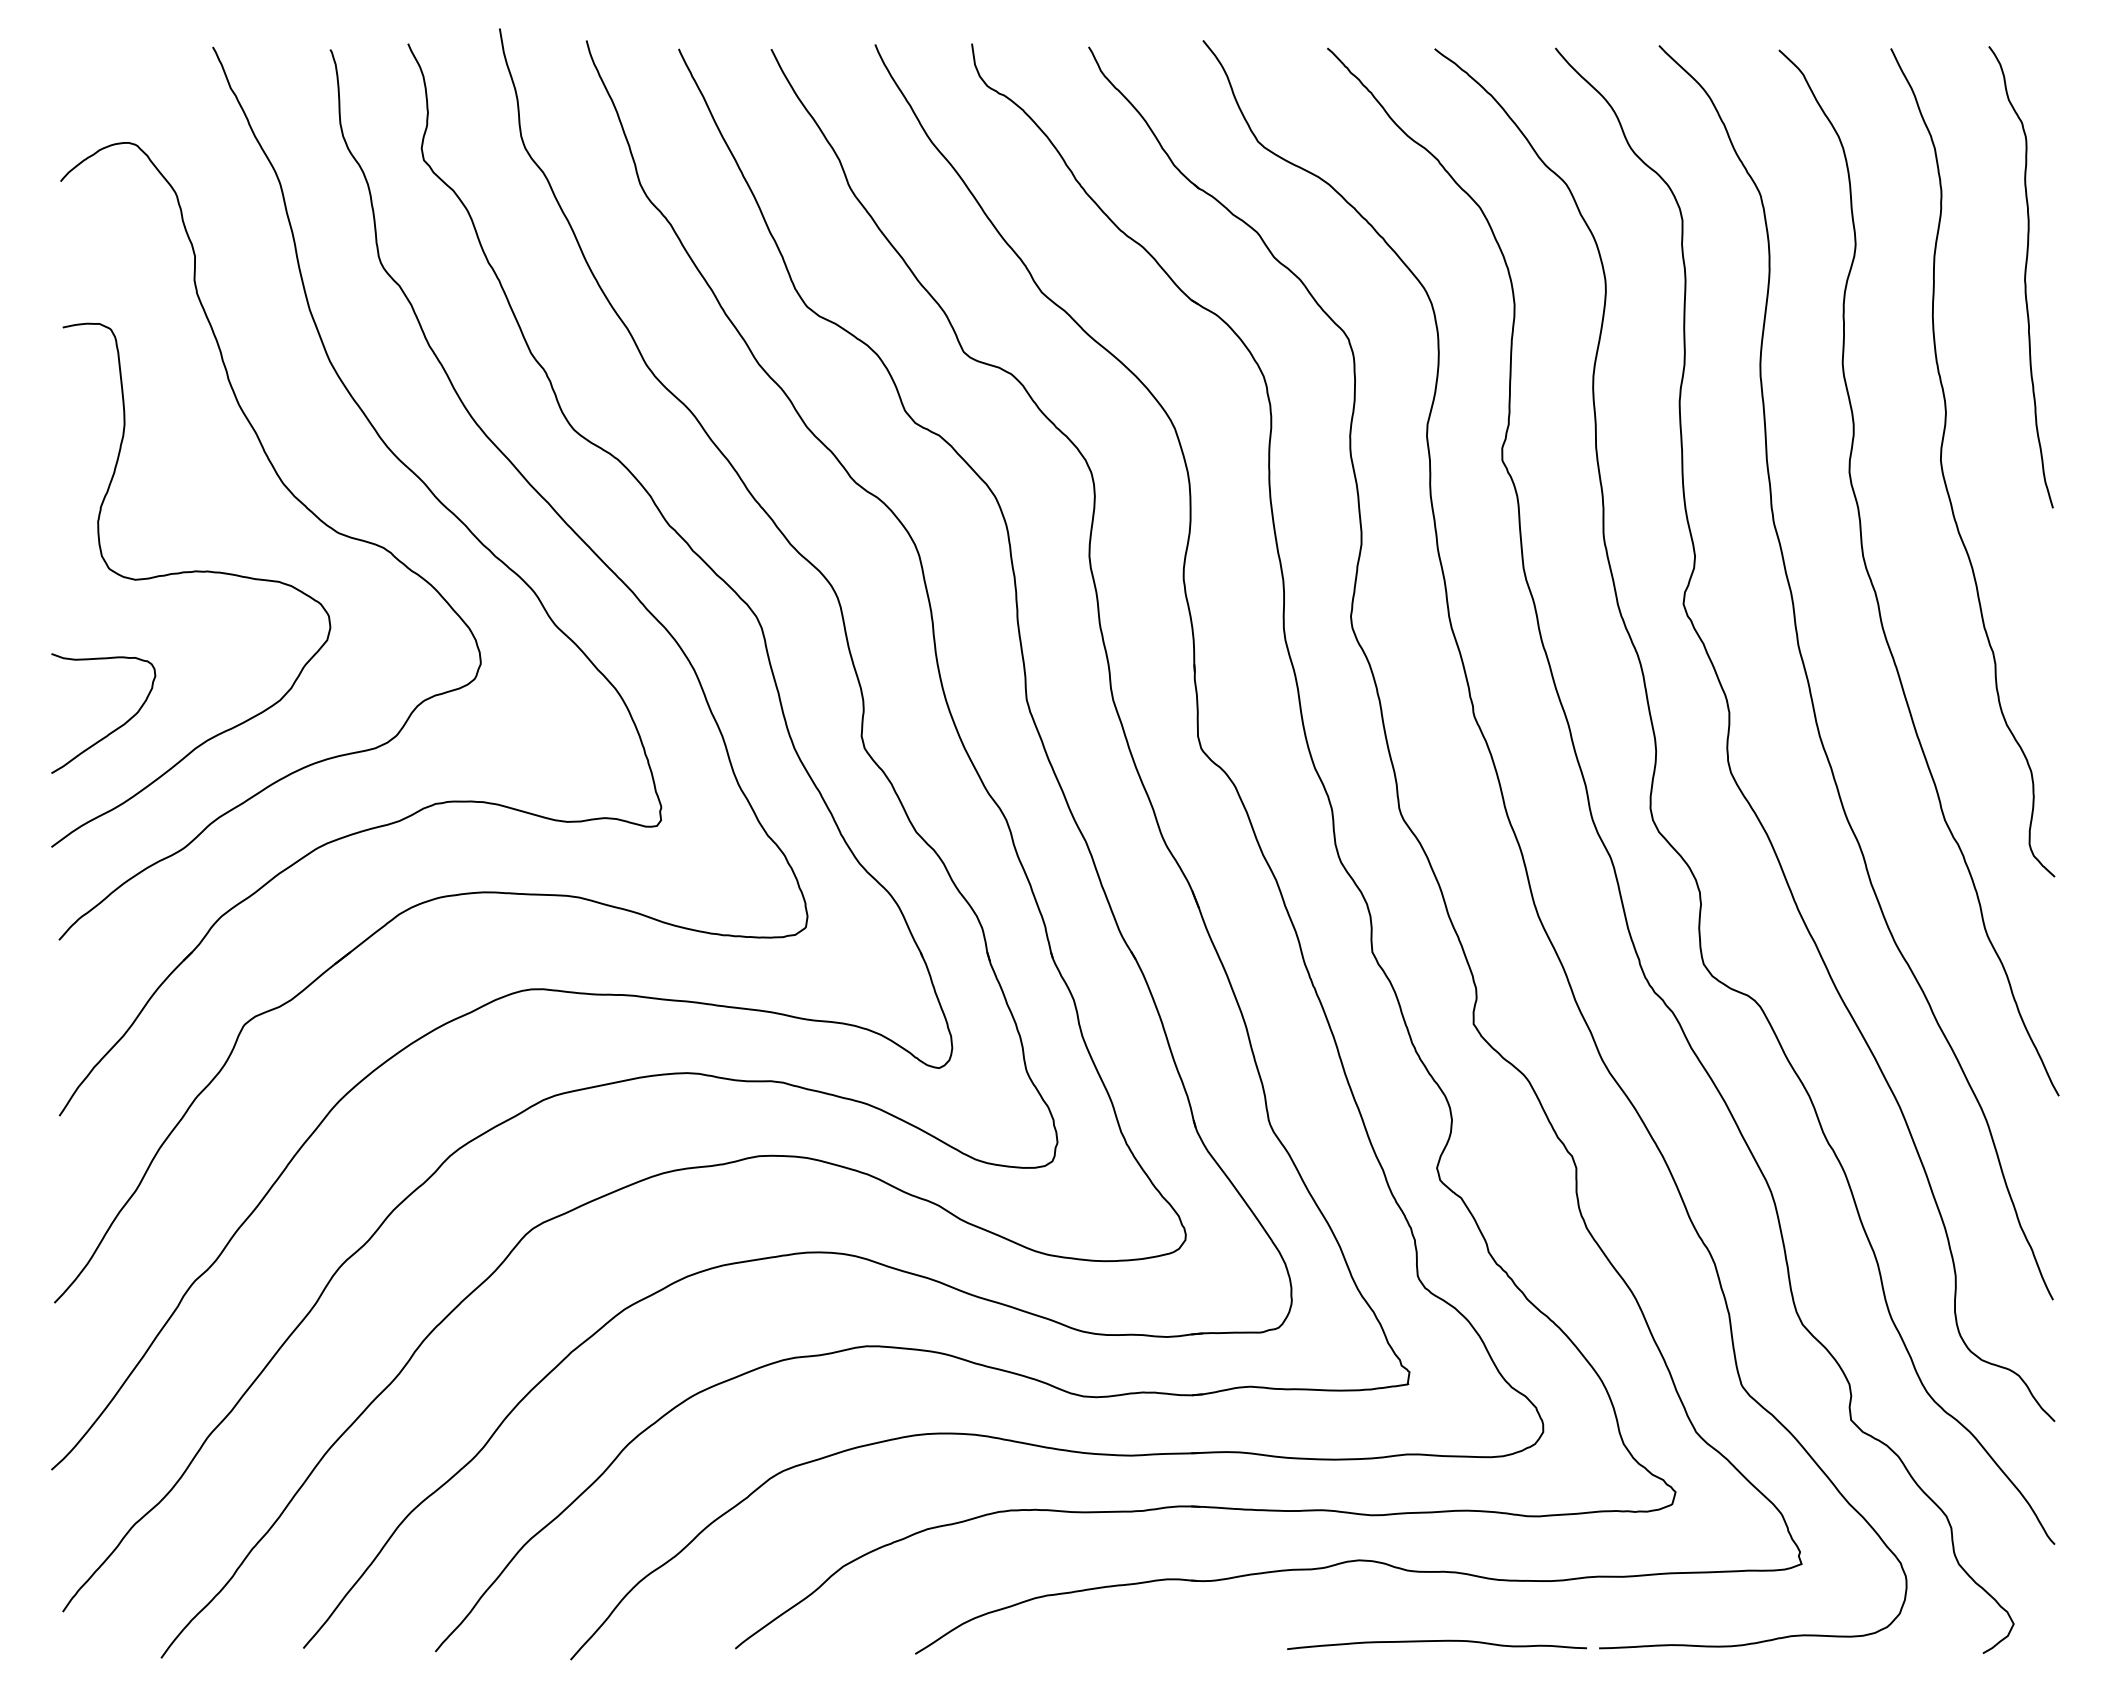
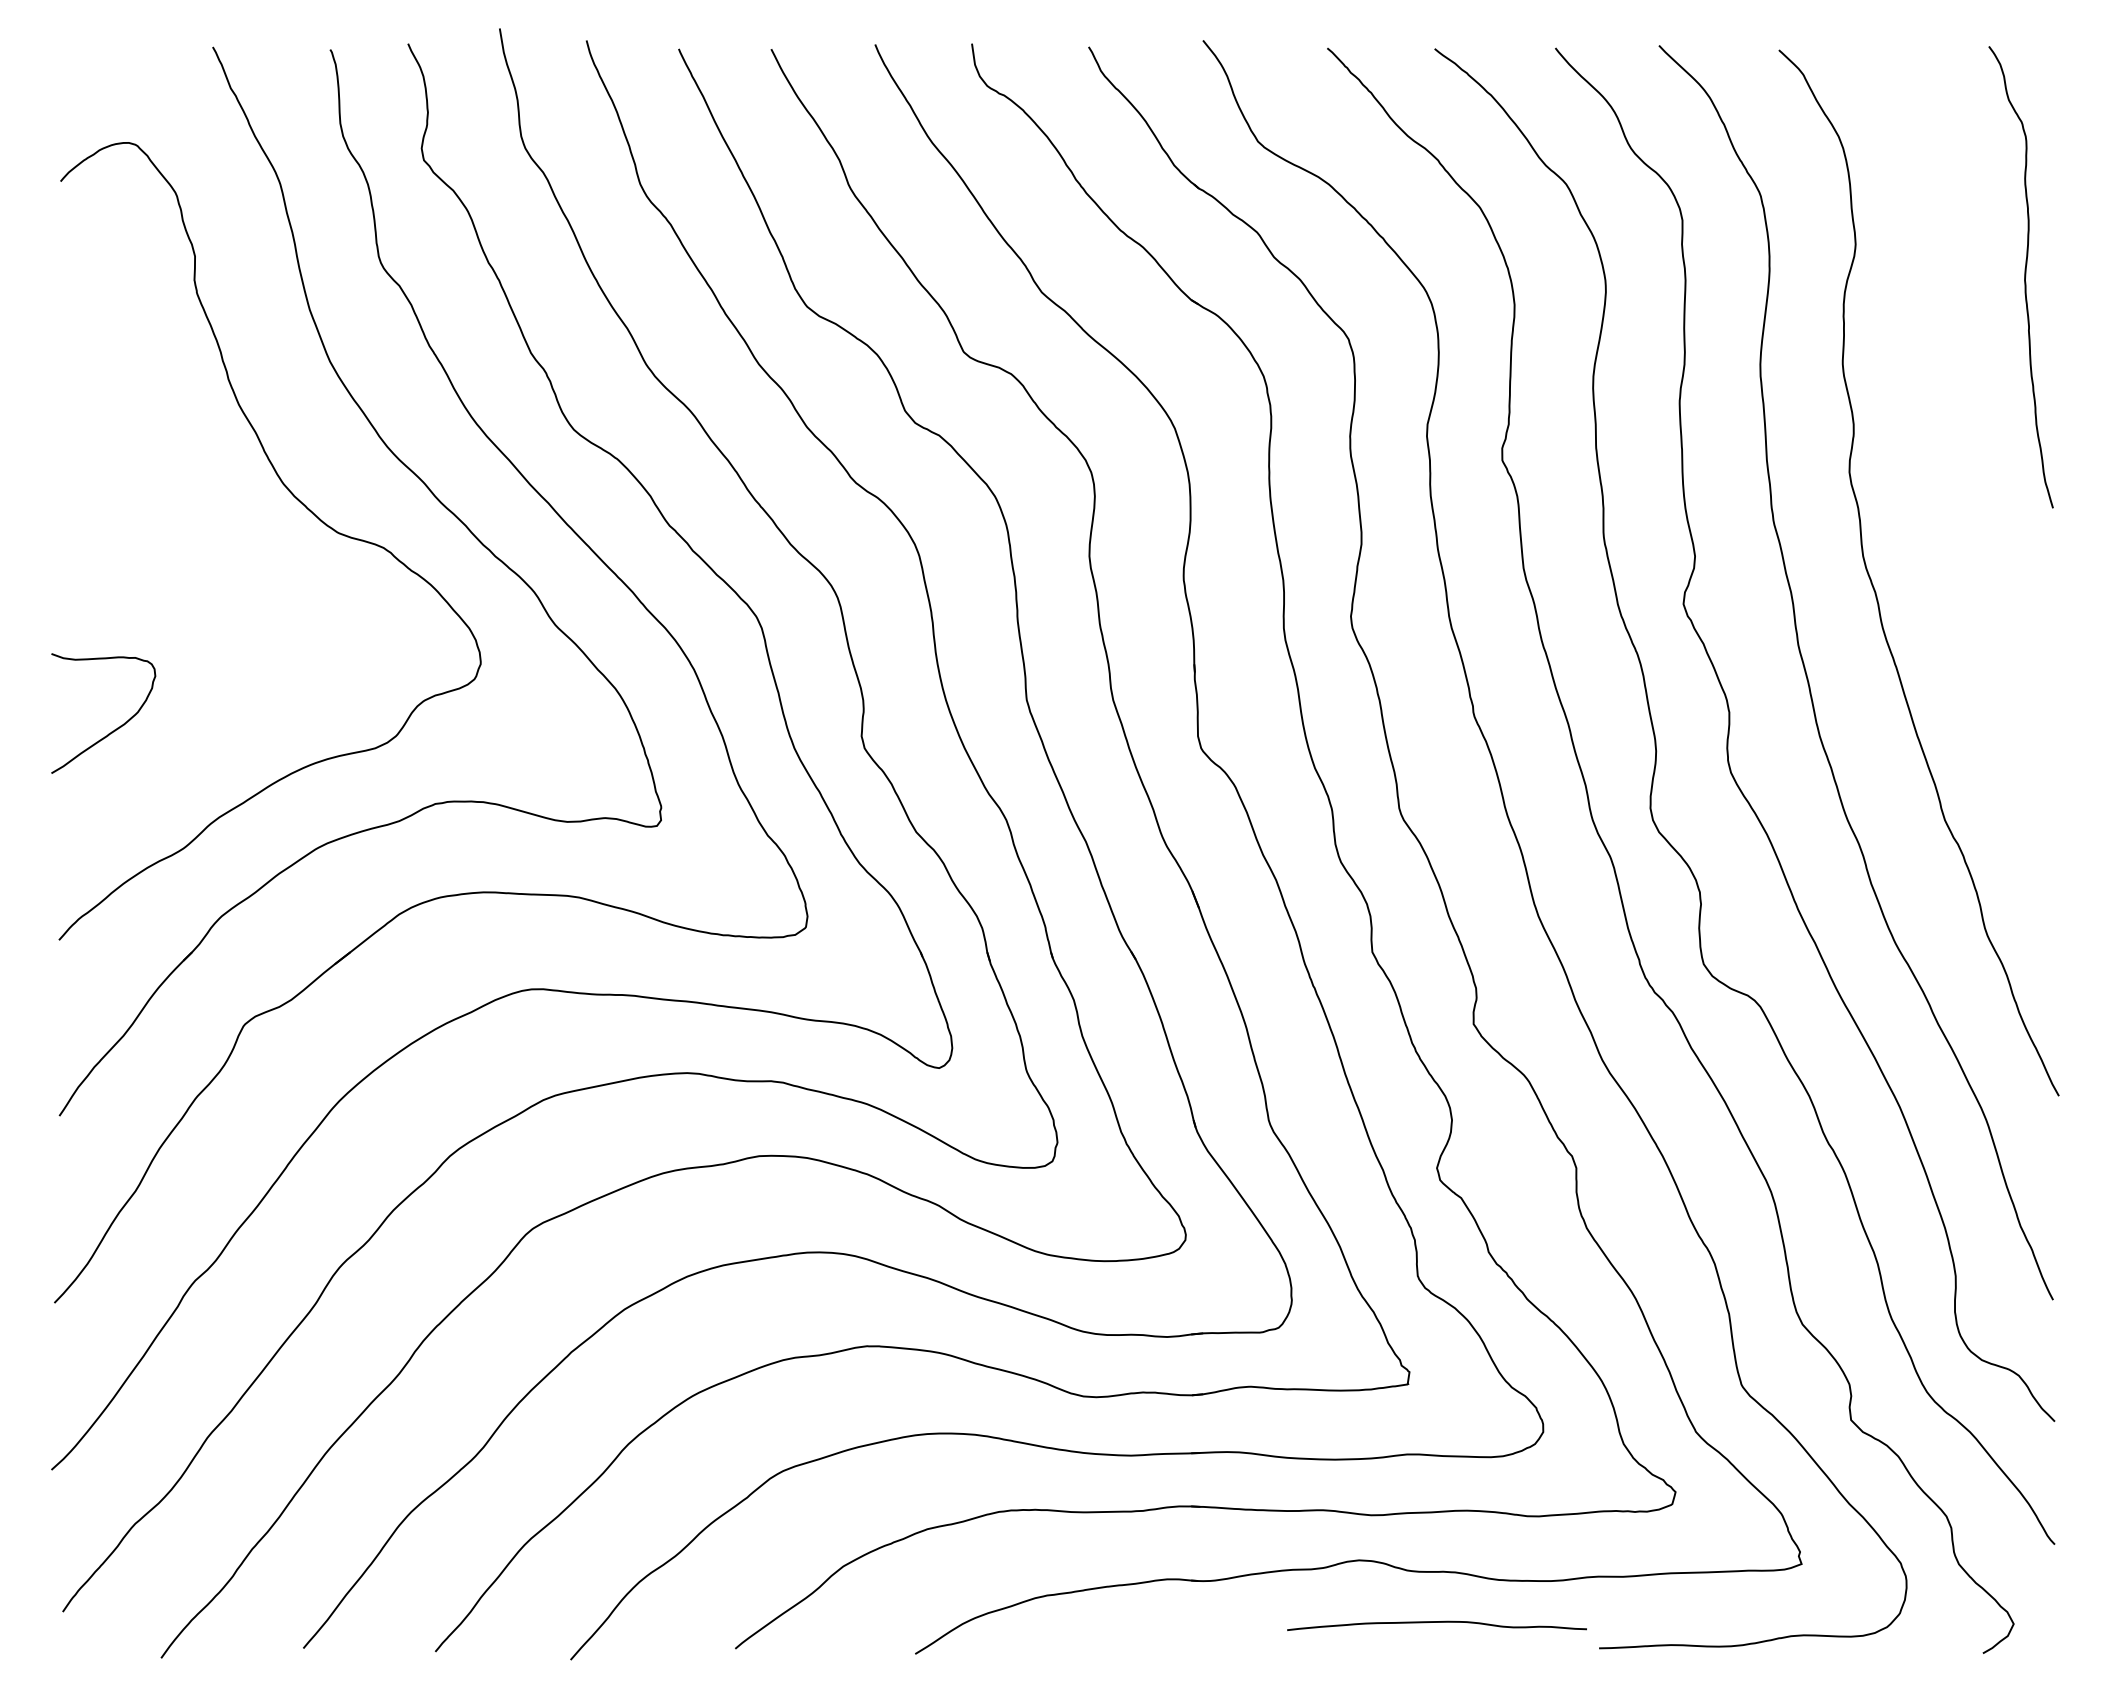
curve: present -> none (1943, 469)
curve: present -> none (187, 573)
curve position: (1436, 1641) -> (1436, 1622) (1436, 1622)
